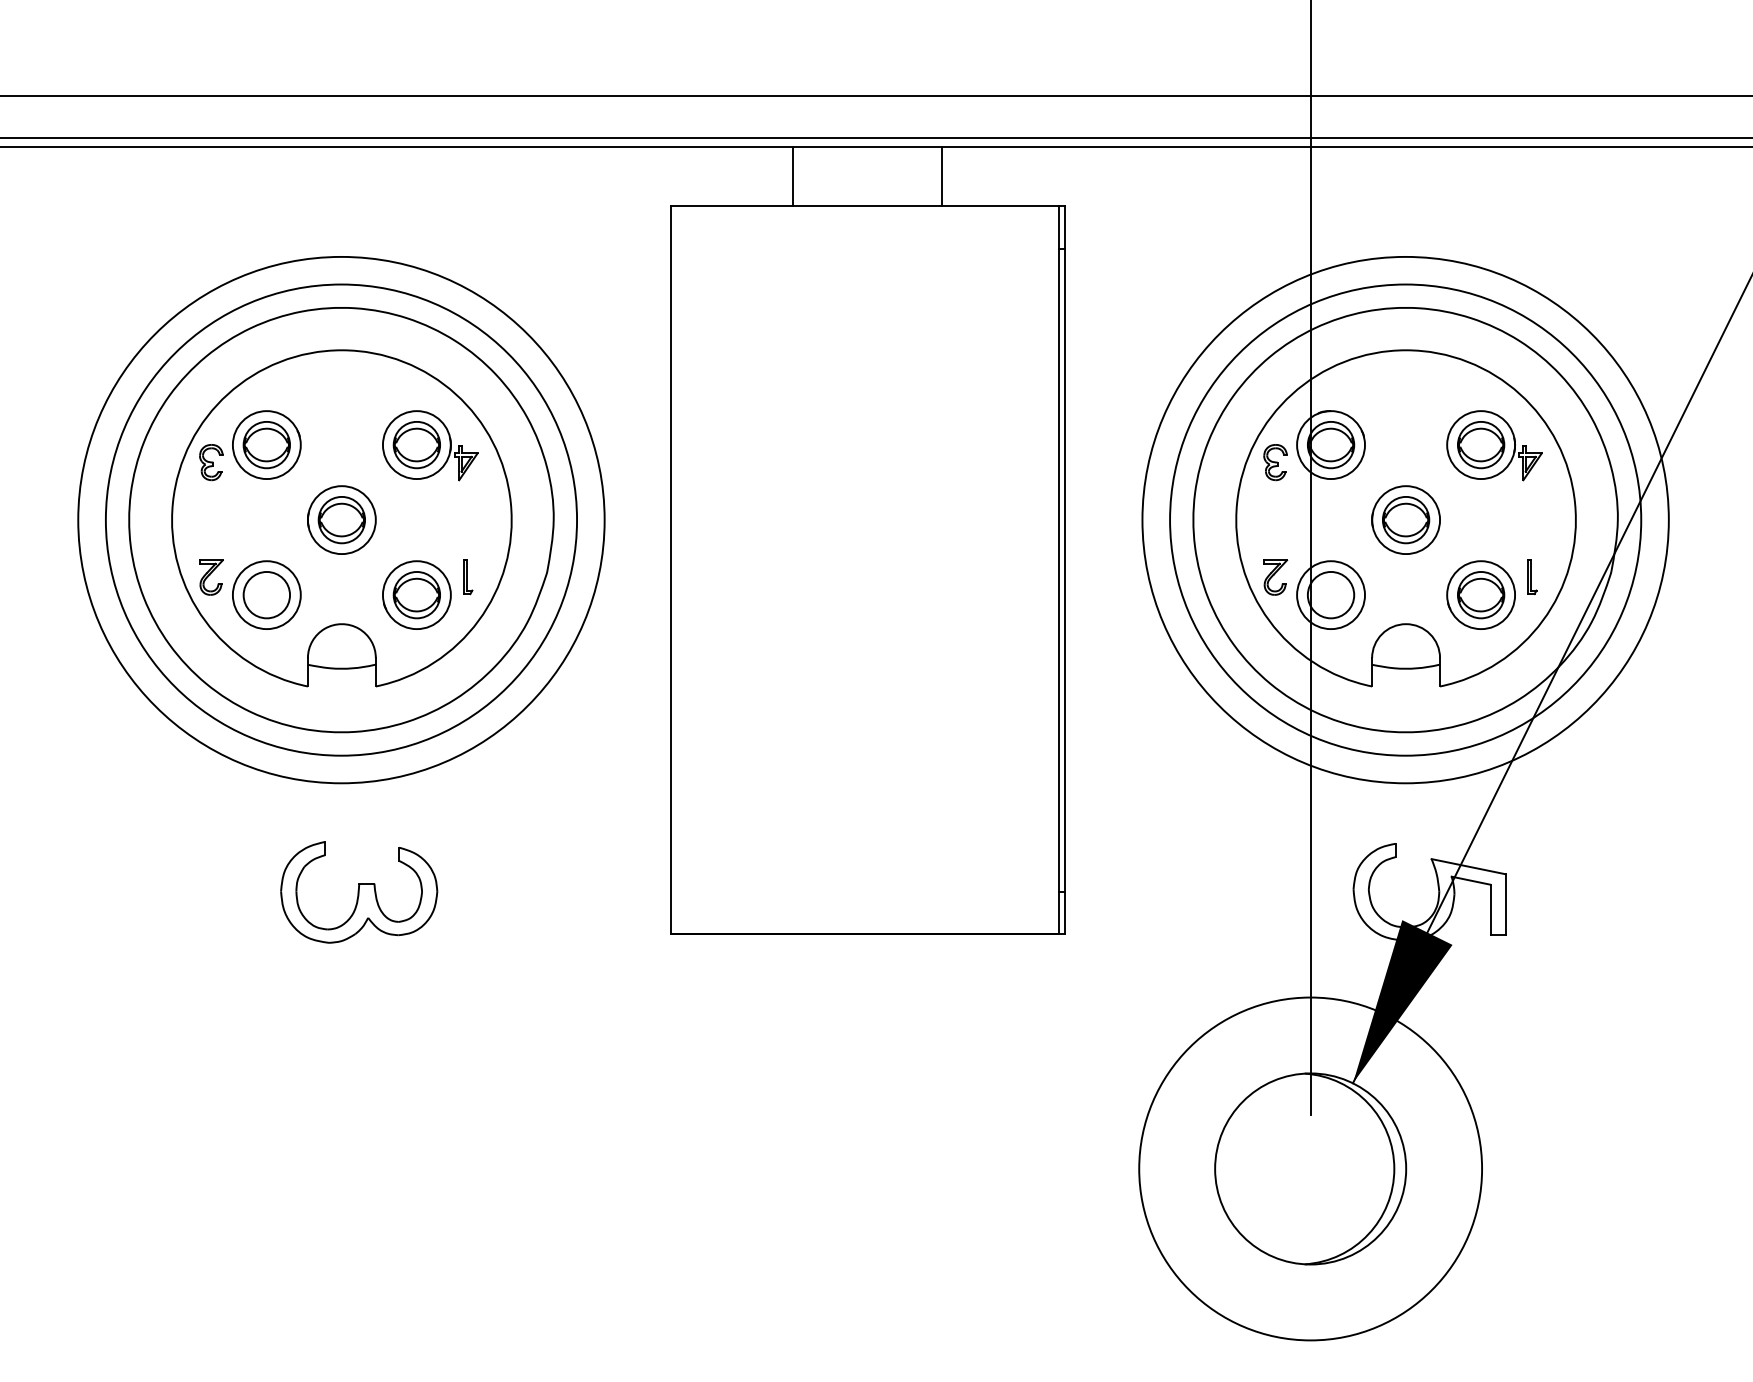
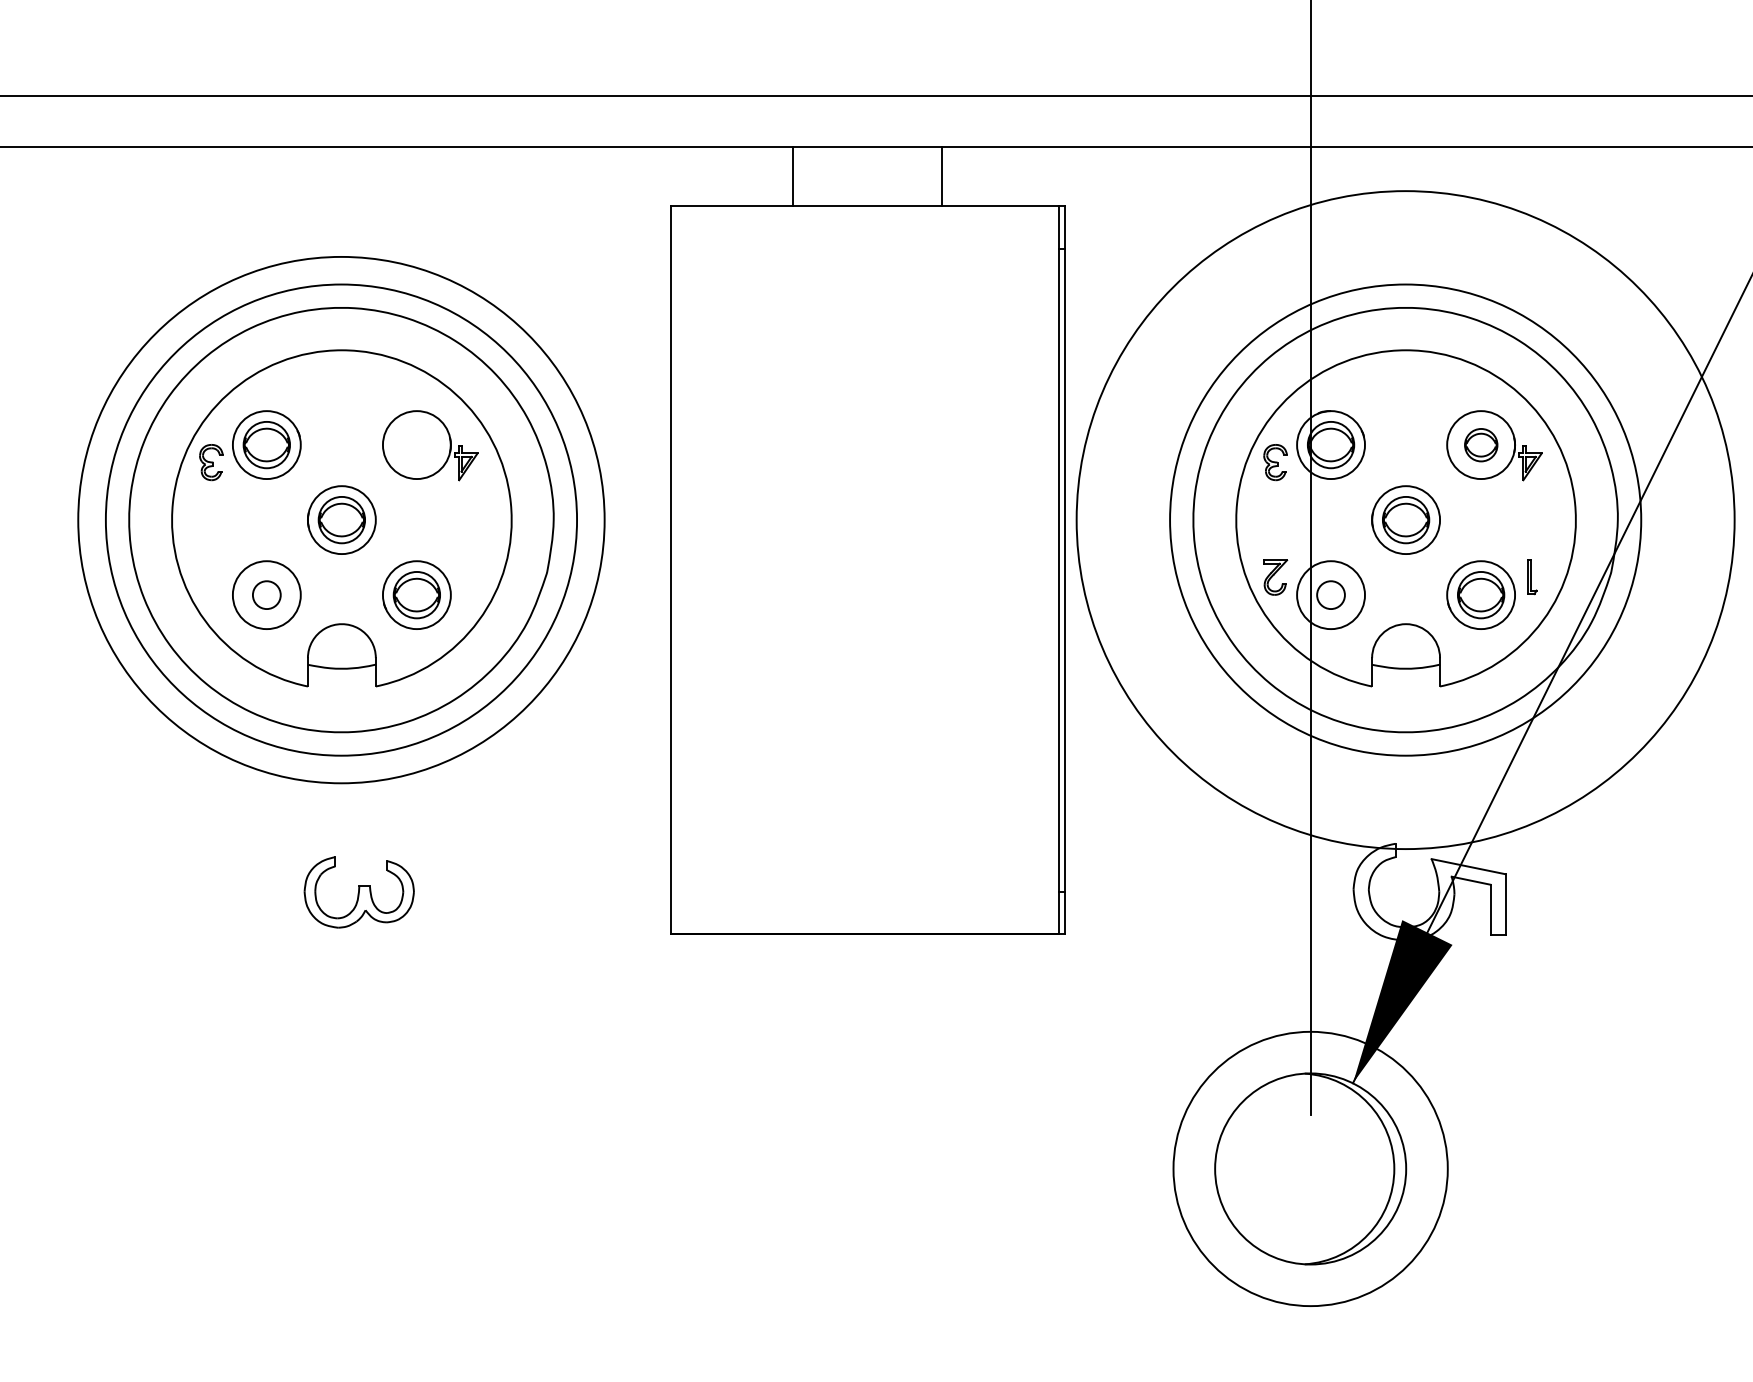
line: present -> none (875, 138)
part: present -> none (416, 445)
part size: 49x49 px -> 35x35 px (1481, 445)
circle diameter: 526 px -> 658 px (1405, 520)
part: present -> none (211, 577)
part: present -> none (468, 577)
circle diameter: 46 px -> 28 px (266, 595)
circle diameter: 46 px -> 28 px (1330, 595)
part size: 159x103 px -> 112x73 px (358, 892)
circle diameter: 343 px -> 274 px (1310, 1168)
